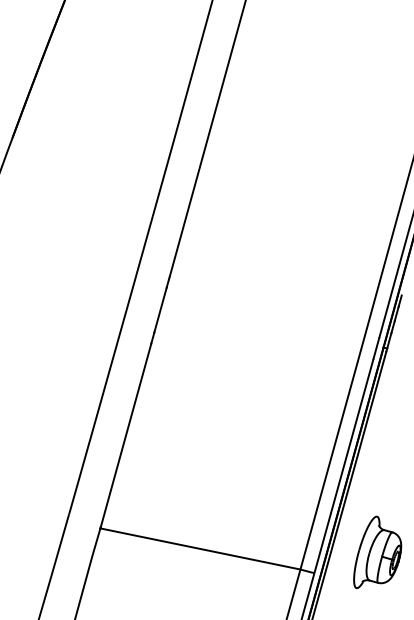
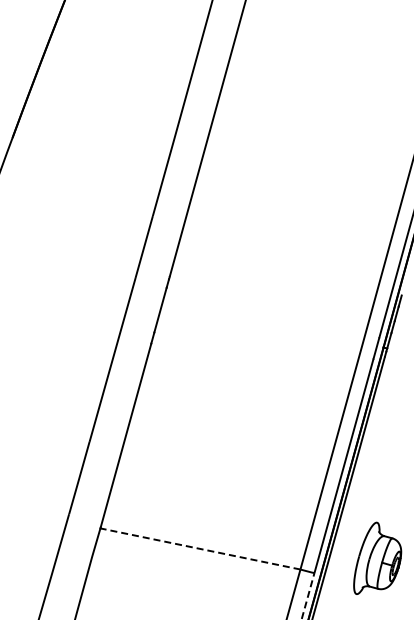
line: solid -> dashed (199, 548)
part position: (377, 551) -> (377, 557) (377, 557)
arc: solid -> dashed (308, 596)
